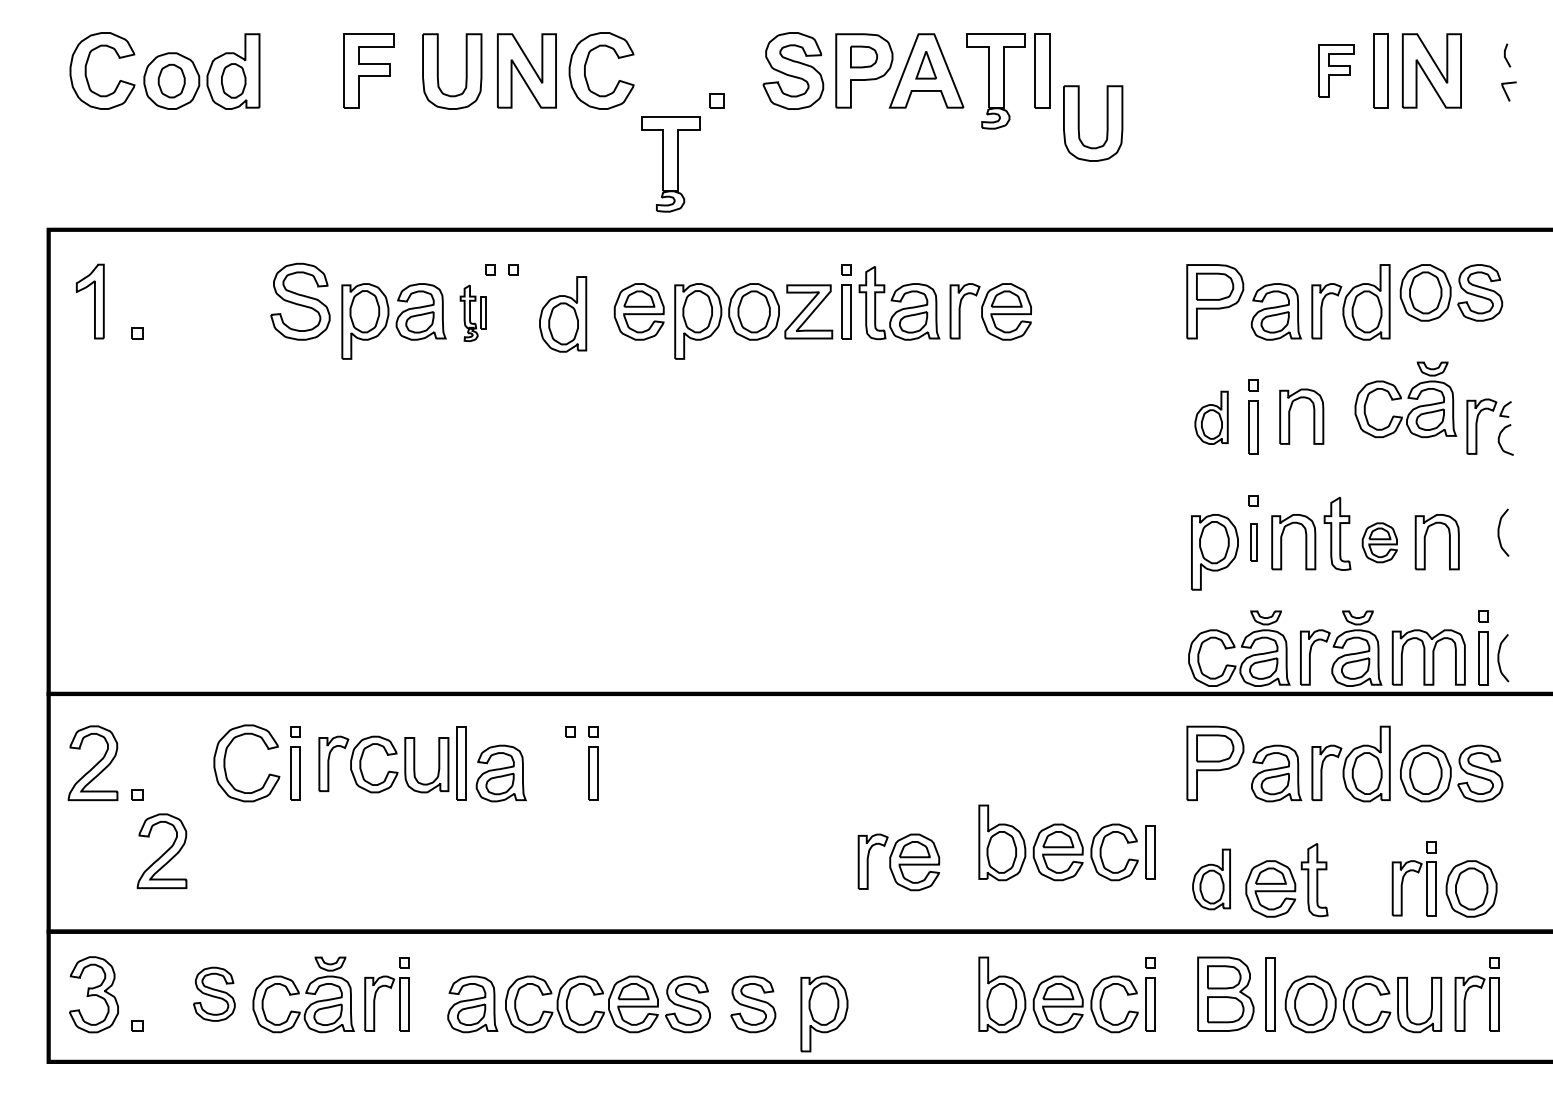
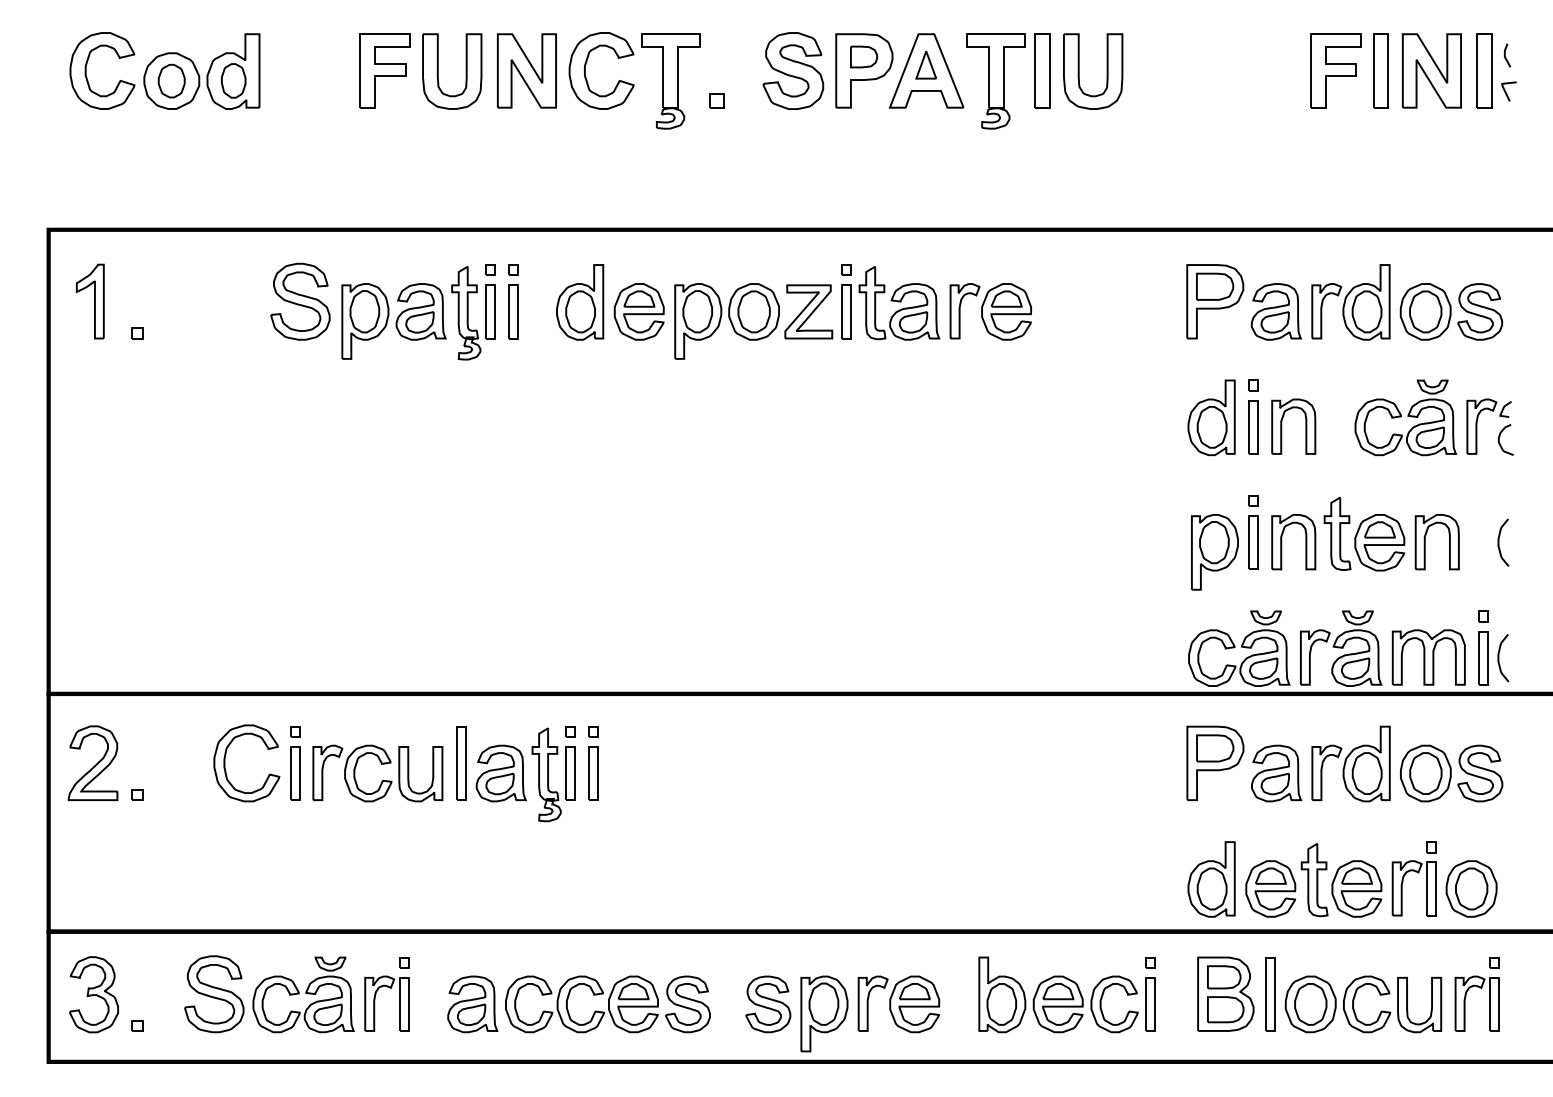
part position: (368, 70) -> (384, 70) (384, 70)
part size: 37x54 px -> 52x76 px (1335, 70)
part: none -> present (1484, 70)
part position: (1106, 123) -> (1106, 71) (1106, 71)
part position: (670, 164) -> (670, 81) (670, 81)
part position: (1451, 292) -> (1451, 311) (1451, 311)
part: none -> present (513, 311)
part size: 28x58 px -> 45x95 px (473, 313)
part position: (563, 314) -> (580, 302) (580, 302)
part position: (1405, 399) -> (1405, 417) (1405, 417)
part position: (1290, 416) -> (1282, 426) (1282, 426)
part size: 35x55 px -> 49x78 px (1211, 417)
curve position: (1499, 532) -> (1499, 542) (1499, 542)
part size: 8x39 px -> 11x55 px (1253, 542)
part size: 37x42 px -> 52x58 px (1379, 542)
part position: (387, 771) -> (381, 780) (381, 780)
part: none -> present (553, 774)
part: present -> none (1066, 842)
part: present -> none (161, 851)
part position: (898, 862) -> (898, 1004) (898, 1004)
part size: 39x63 px -> 49x77 px (1211, 879)
part: none -> present (1356, 888)
part size: 43x56 px -> 61x79 px (214, 994)
part position: (753, 1004) -> (768, 1004) (768, 1004)
